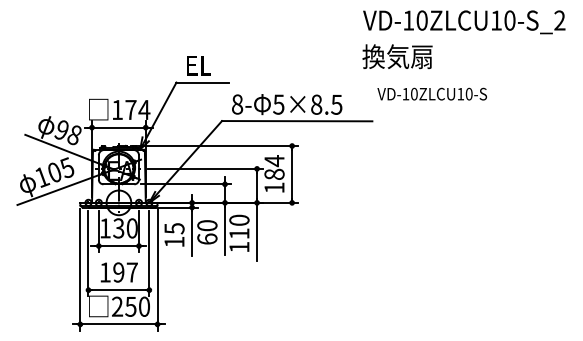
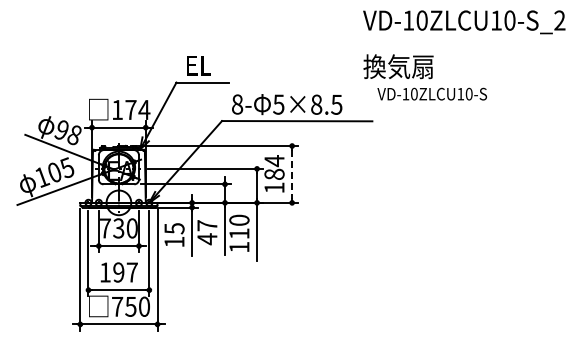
text position: (397, 56) -> (398, 66) (398, 66)
line: solid -> dashed (292, 174)
text: 130 -> 730 (105, 228)
text: 60 -> 47 (207, 232)
text: 250 -> 750 (117, 306)
